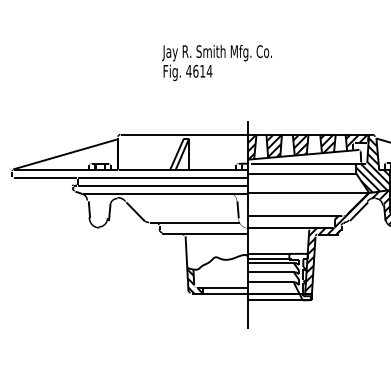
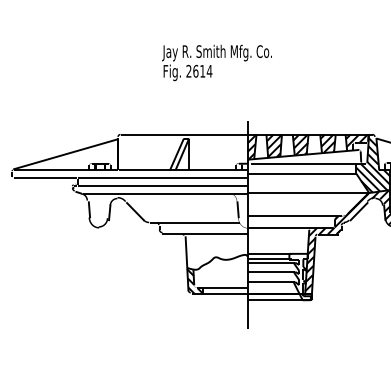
text: 4614 -> 2614 (188, 70)
